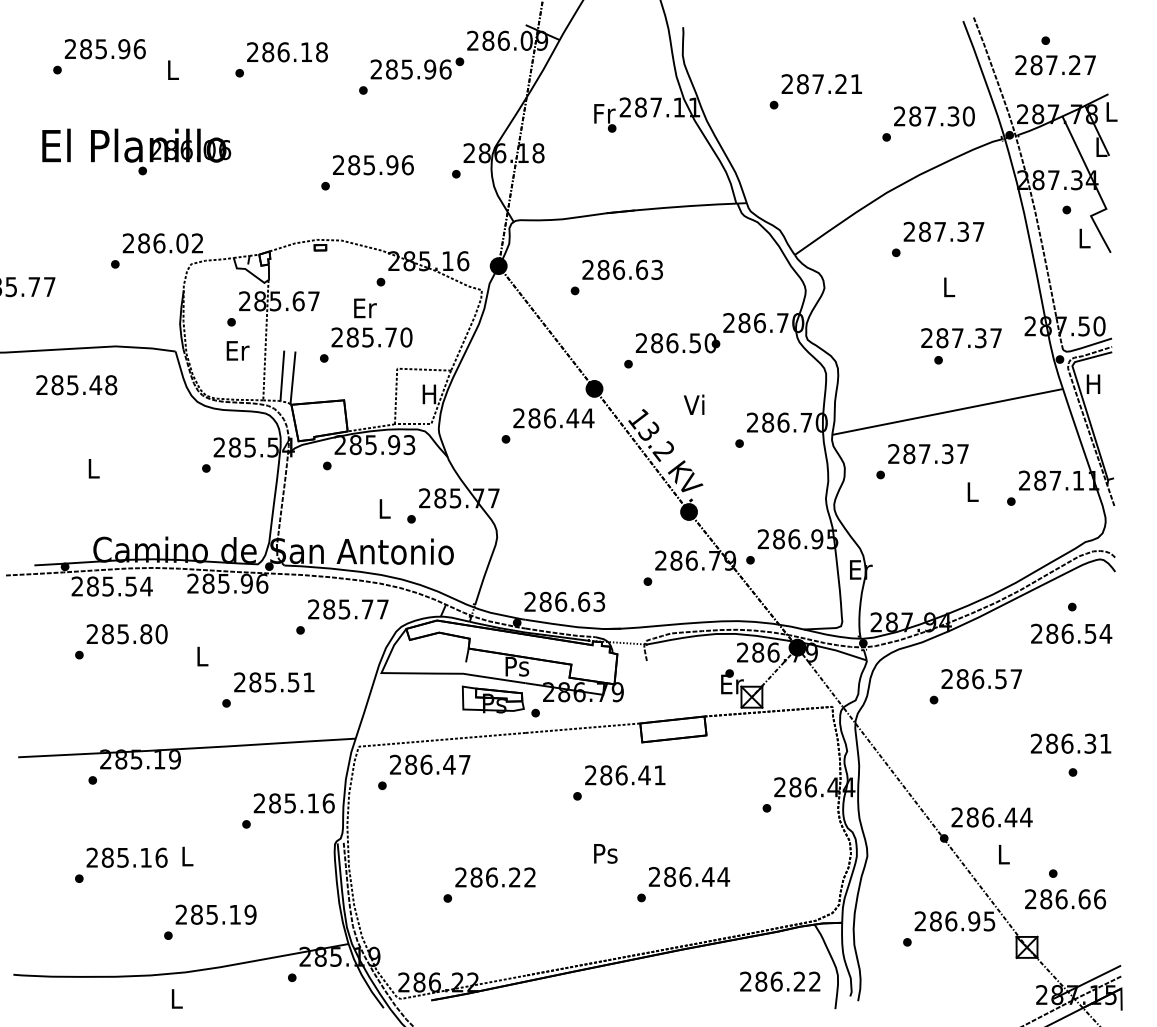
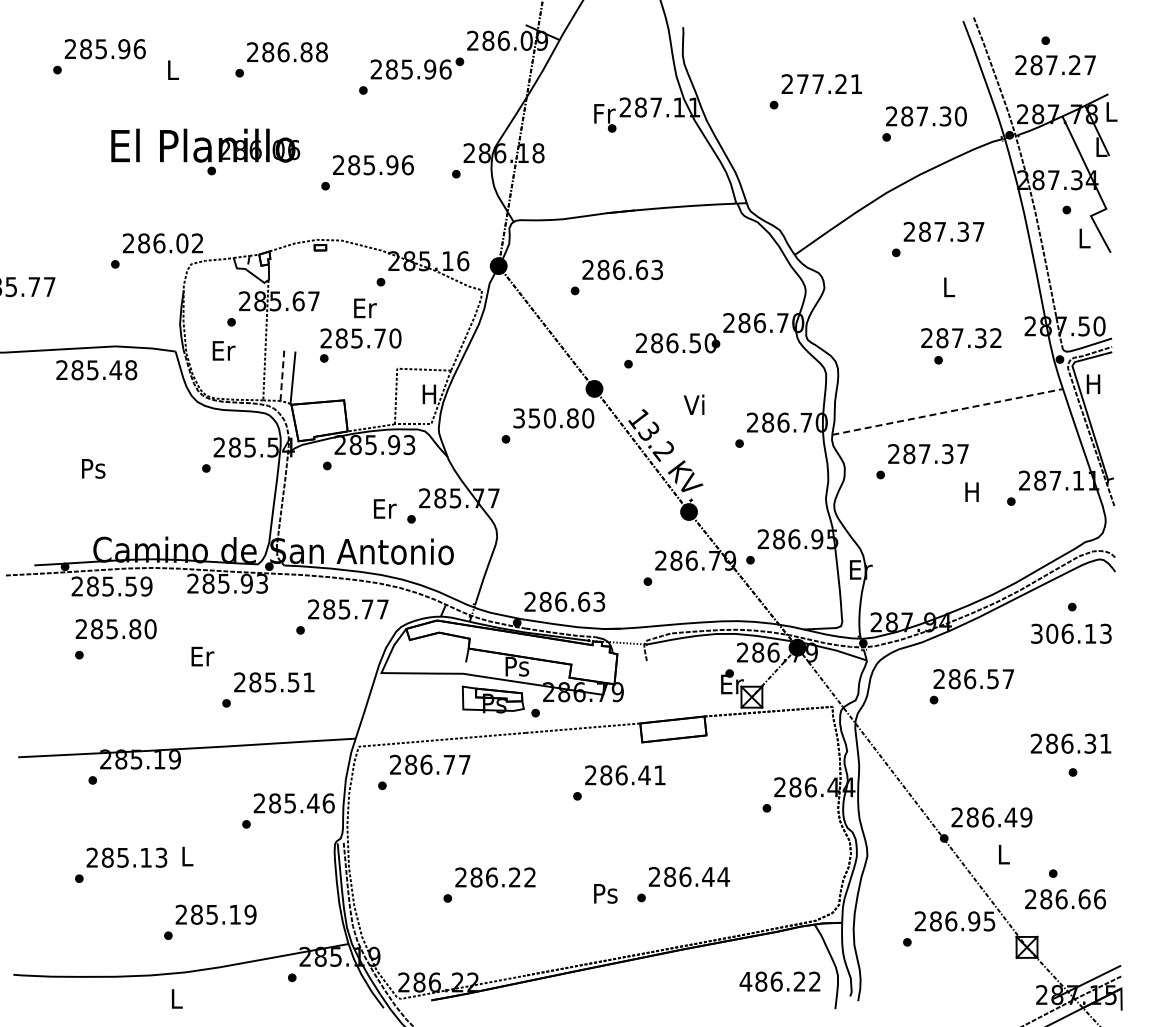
text: 286.18 -> 286.88 (306, 52)
text: 287.21 -> 277.21 (802, 84)
text position: (934, 116) -> (926, 116) (926, 116)
text position: (136, 151) -> (205, 151) (205, 151)
text position: (371, 337) -> (360, 338) (360, 338)
text: 287.37 -> 287.32 (995, 337)
text position: (237, 350) -> (223, 350) (223, 350)
line: solid -> dashed (282, 375)
text position: (76, 385) -> (96, 370) (96, 370)
line: solid -> dashed (947, 411)
text: 286.44 -> 350.80 (553, 418)
text: L -> Ps (93, 468)
text: L -> H (971, 491)
text: L -> Er (385, 508)
text: 285.96 -> 285.93 (262, 583)
text: 285.54 -> 285.59 (146, 586)
text: 286.54 -> 306.13 (1071, 633)
text position: (126, 634) -> (115, 629) (115, 629)
text: L -> Er (202, 656)
text position: (981, 679) -> (973, 679) (973, 679)
text: 286.47 -> 286.77 (449, 764)
text: 285.16 -> 285.46 (313, 803)
text: 286.44 -> 286.49 (1026, 817)
text position: (605, 853) -> (605, 893) (605, 893)
text: 285.16 -> 285.13 (161, 857)
text: 286.22 -> 486.22 (745, 981)
